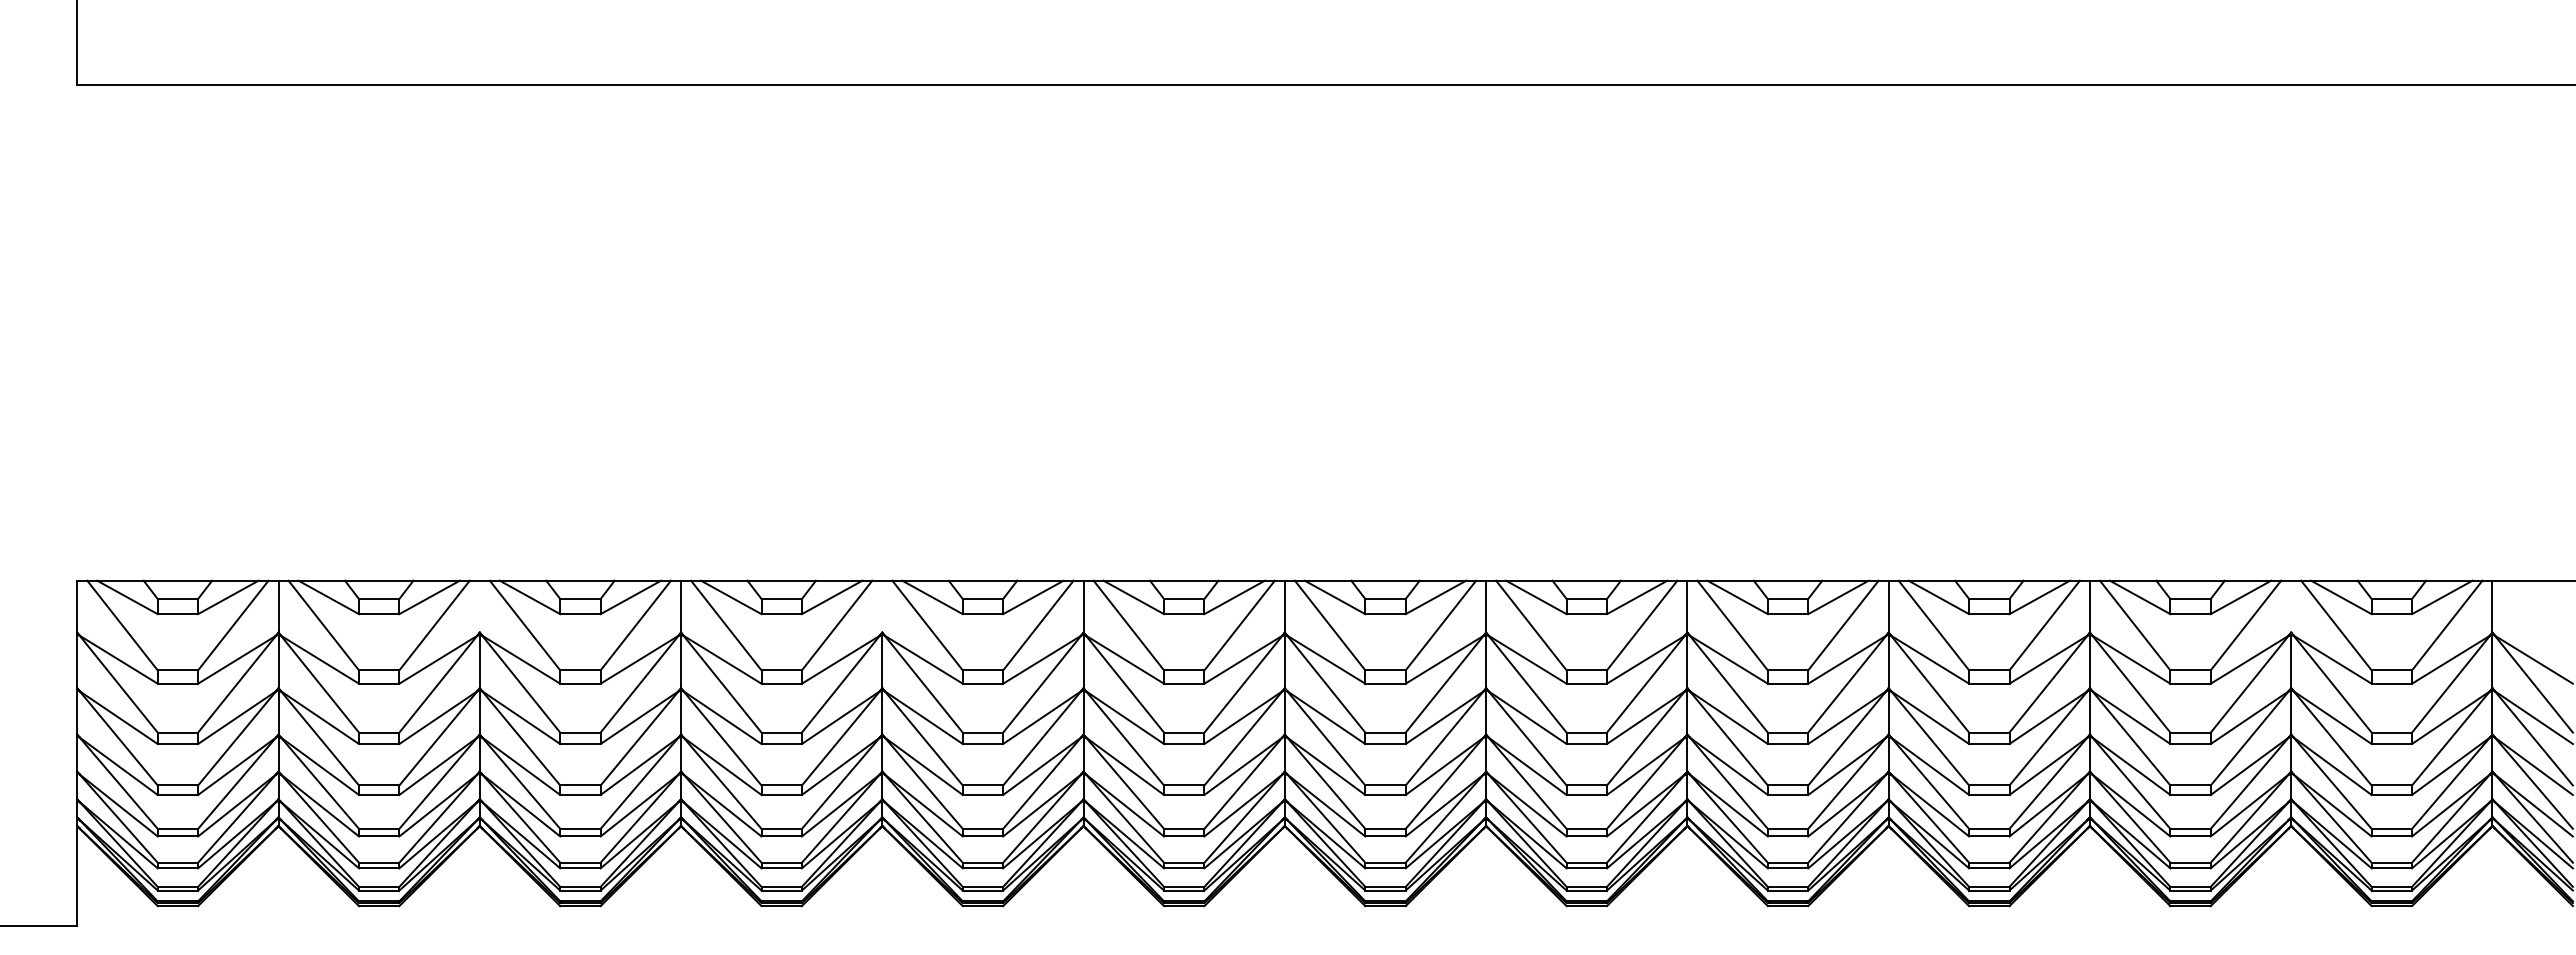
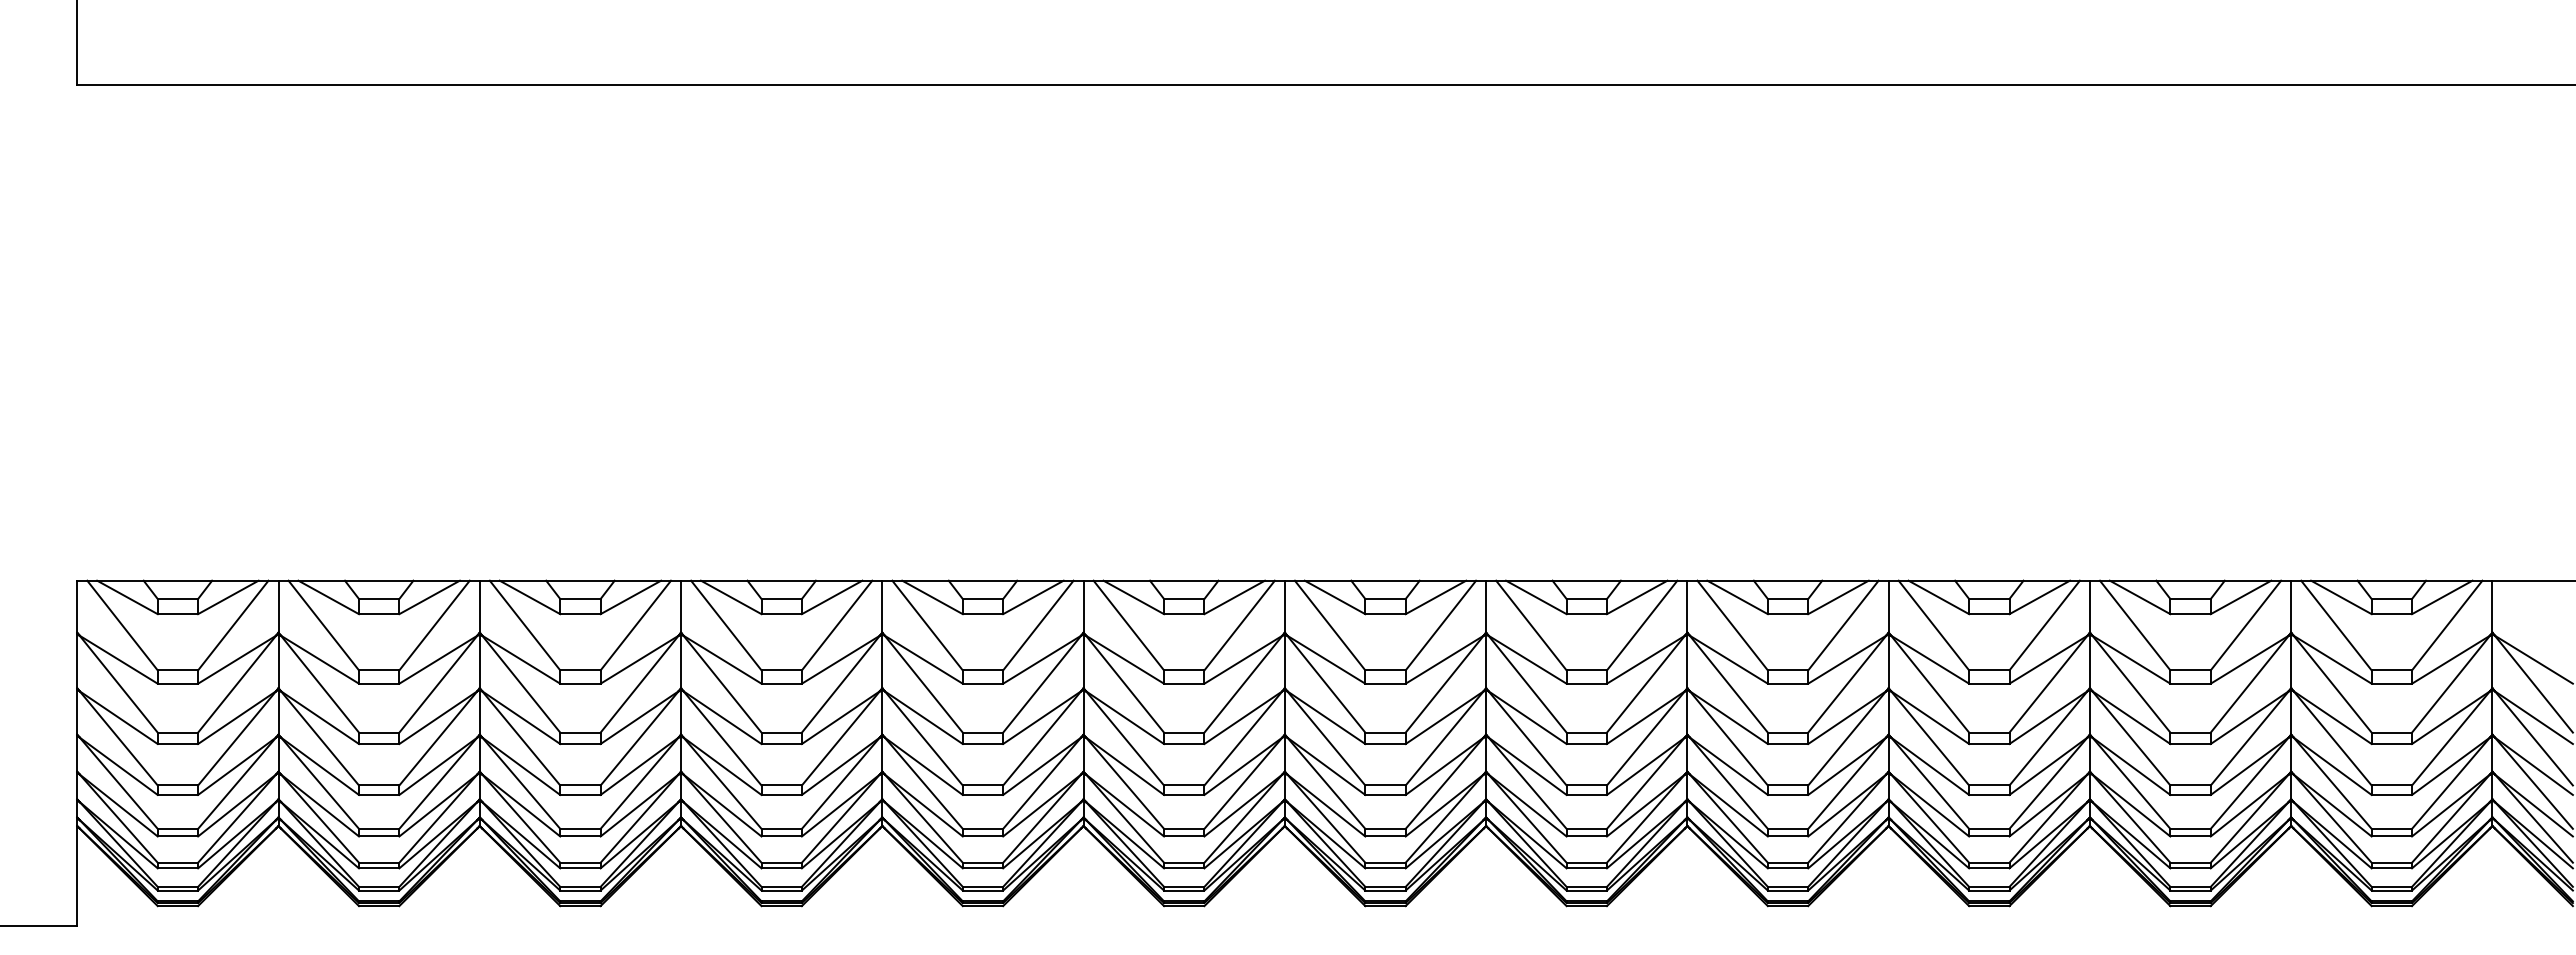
line: none -> present (479, 606)
line: none -> present (882, 606)
line: none -> present (2291, 606)
